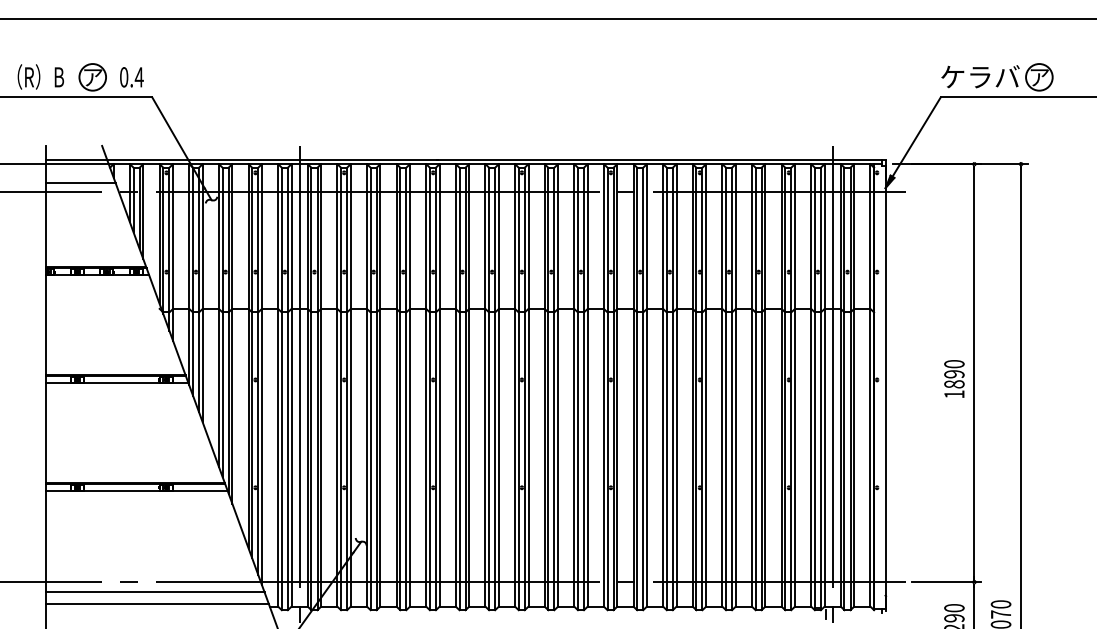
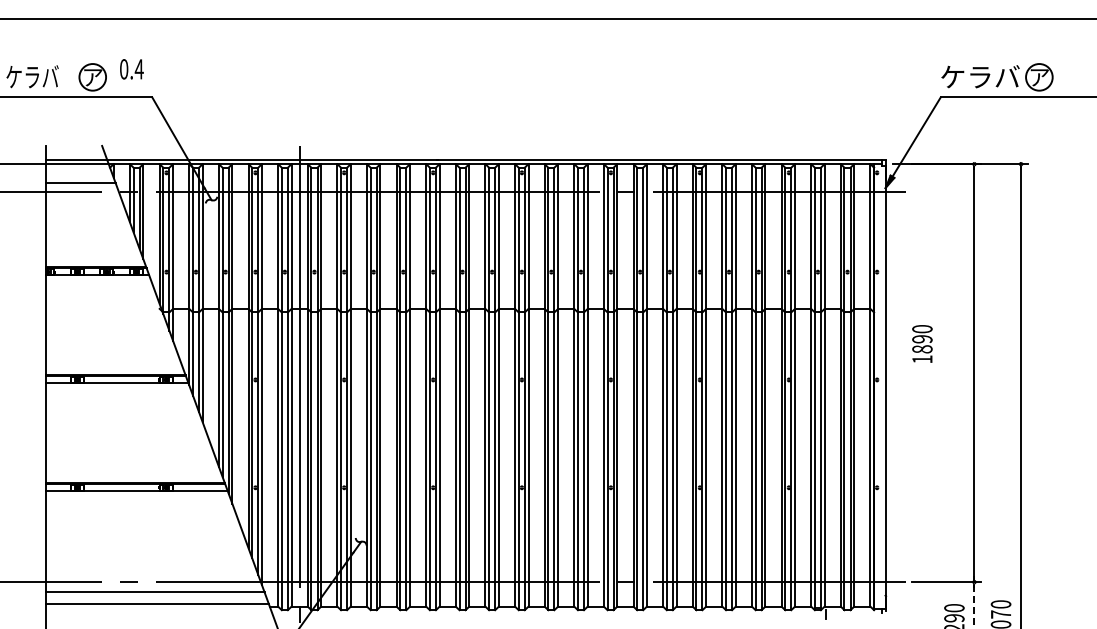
text: （R）B -> ケラバ (35, 76)
text position: (131, 77) -> (131, 69) (131, 69)
text position: (954, 378) -> (922, 343) (922, 343)
line: present -> none (832, 385)
line: solid -> dashed (974, 607)
